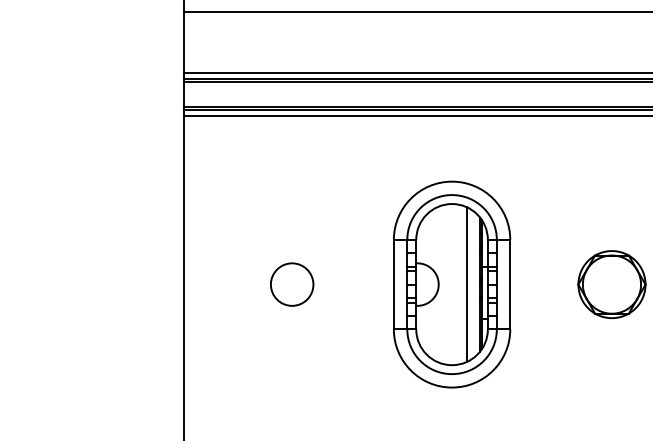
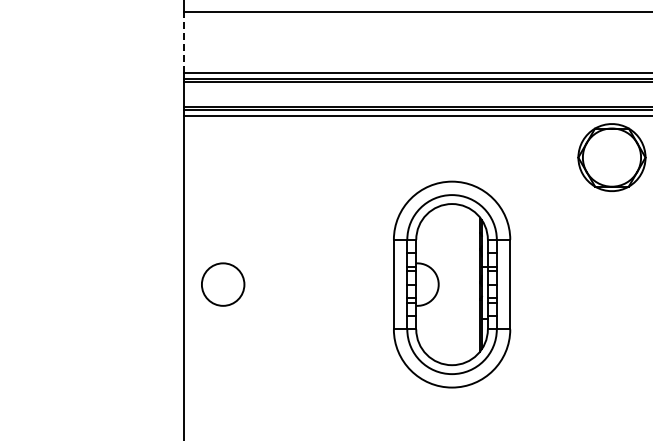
line: solid -> dashed (183, 42)
circle position: (292, 284) -> (223, 284) (223, 284)
line: present -> none (466, 284)
part position: (611, 284) -> (611, 157) (611, 157)
